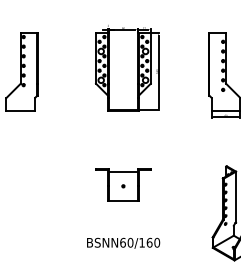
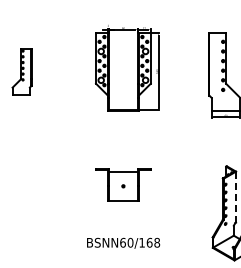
part size: 34x80 px -> 22x48 px (21, 71)
line: solid -> dashed (236, 197)
text: BSNN60/160 -> BSNN60/168 (157, 242)
